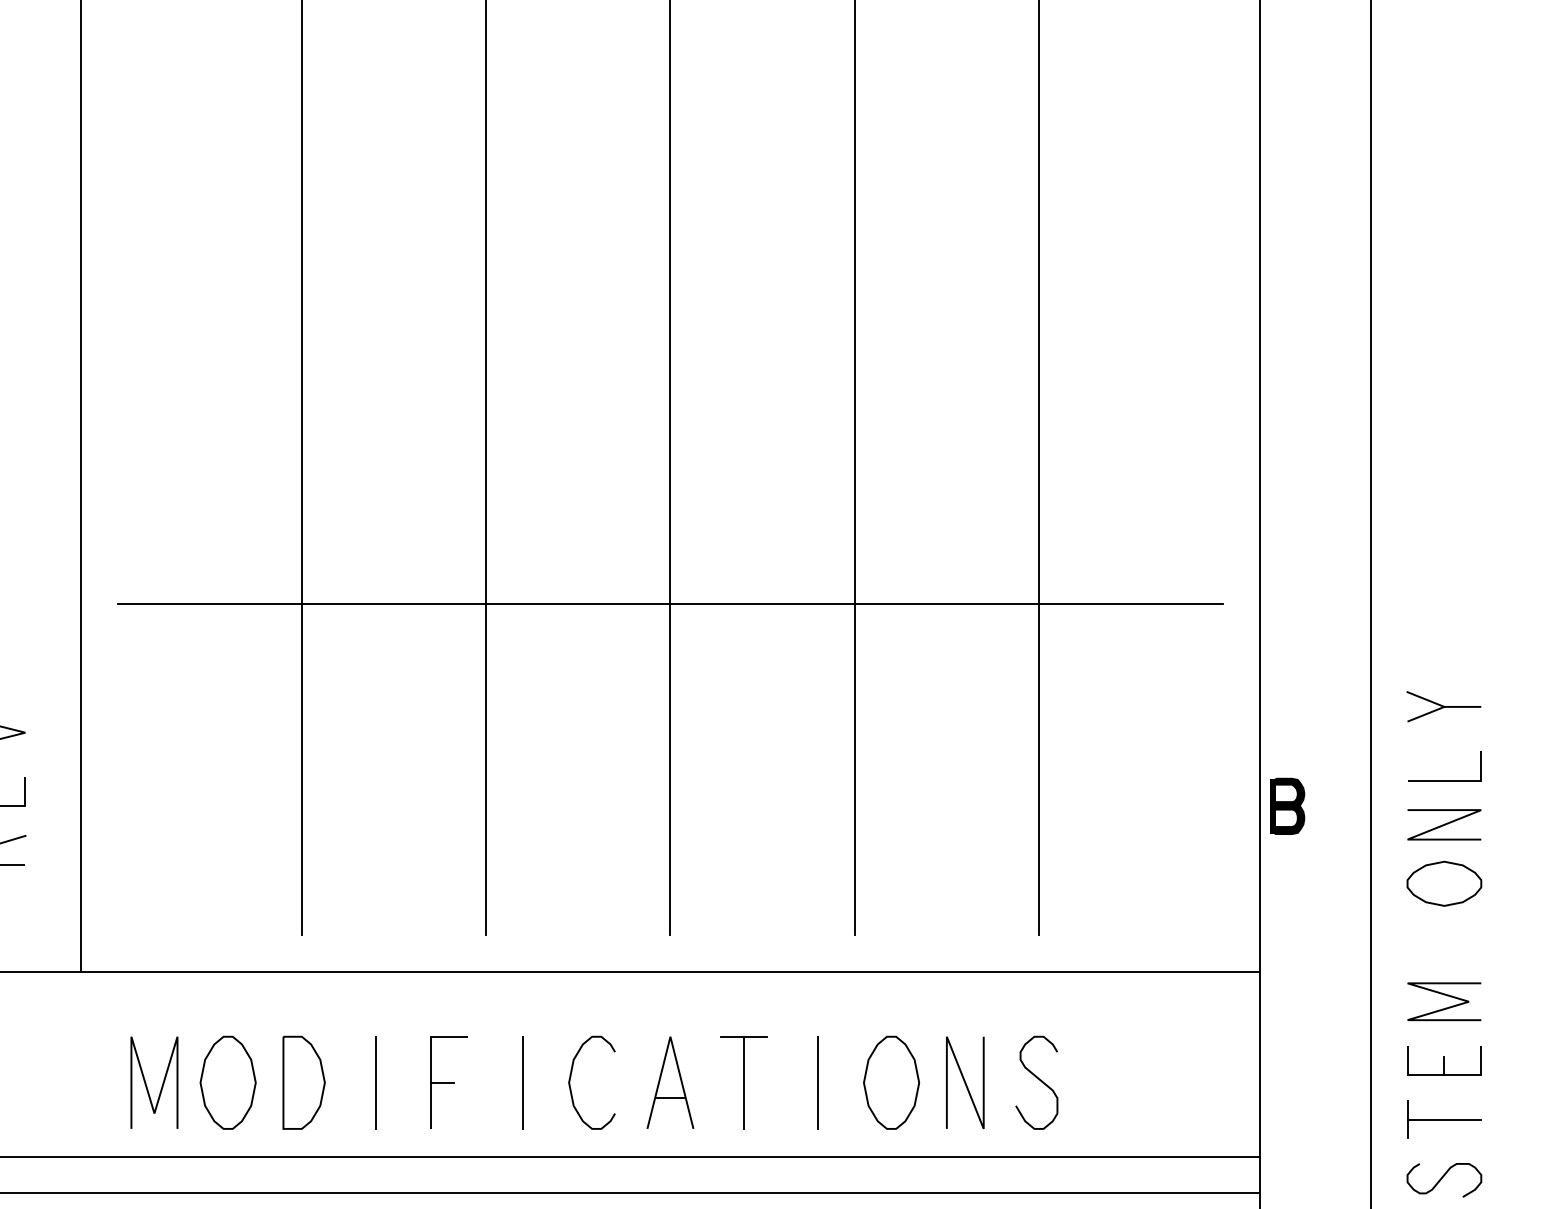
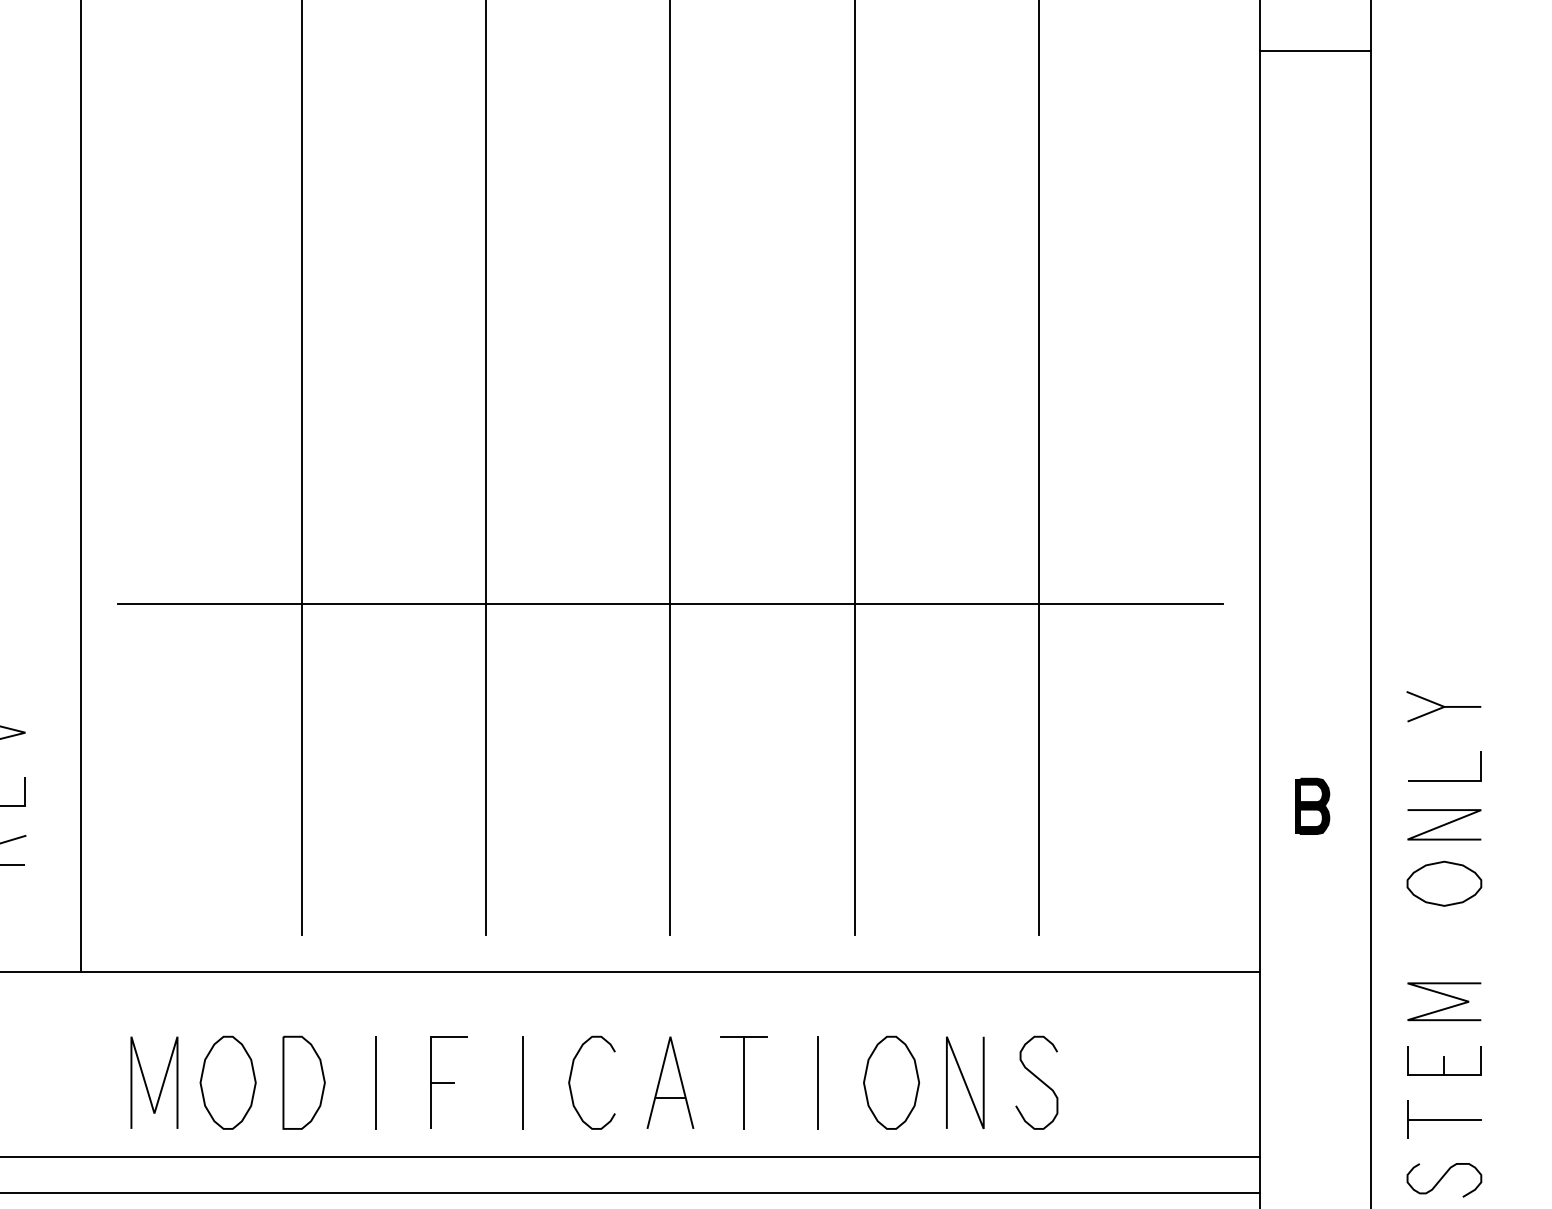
line: none -> present (1315, 50)
part position: (1287, 805) -> (1312, 805) (1312, 805)
